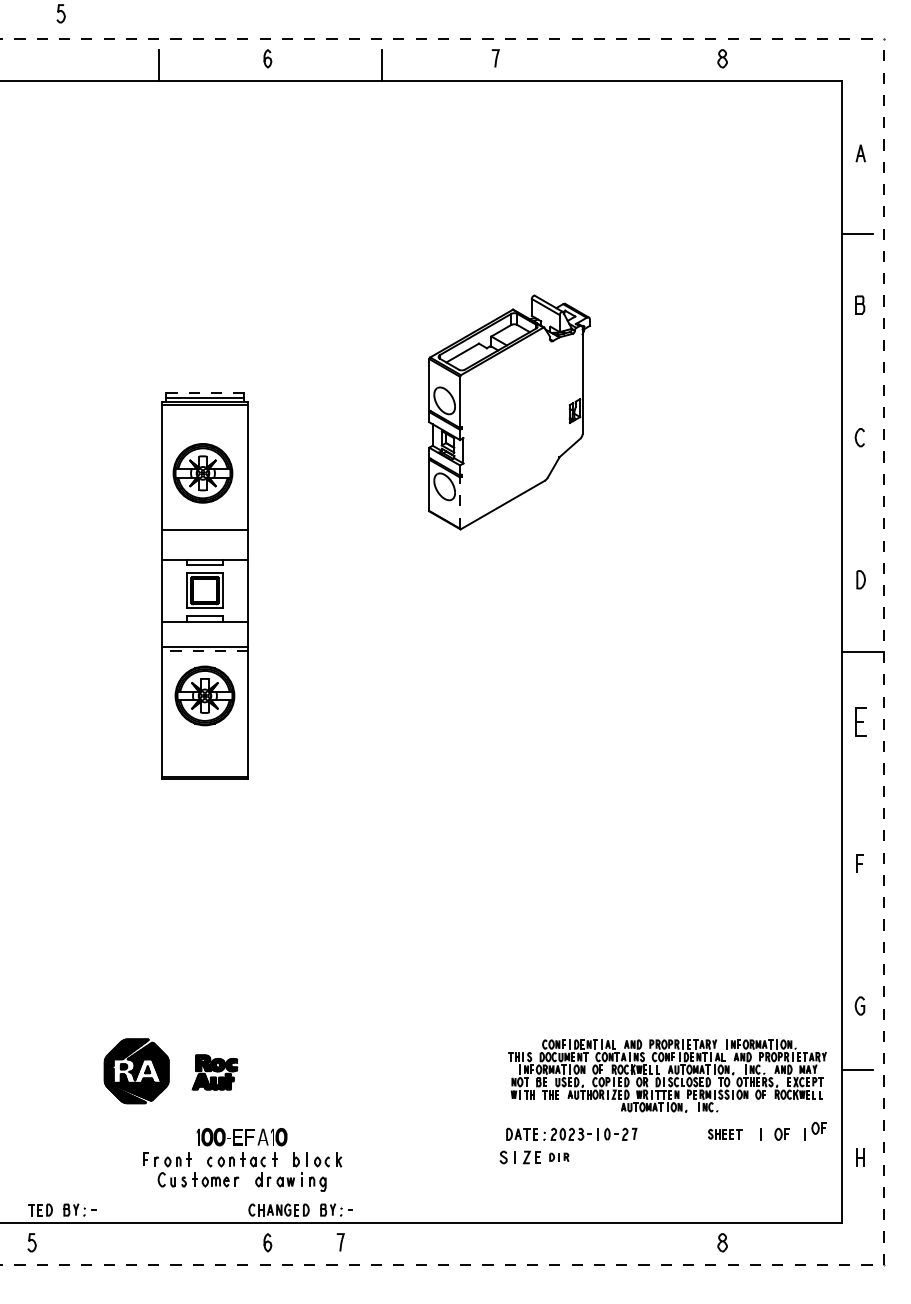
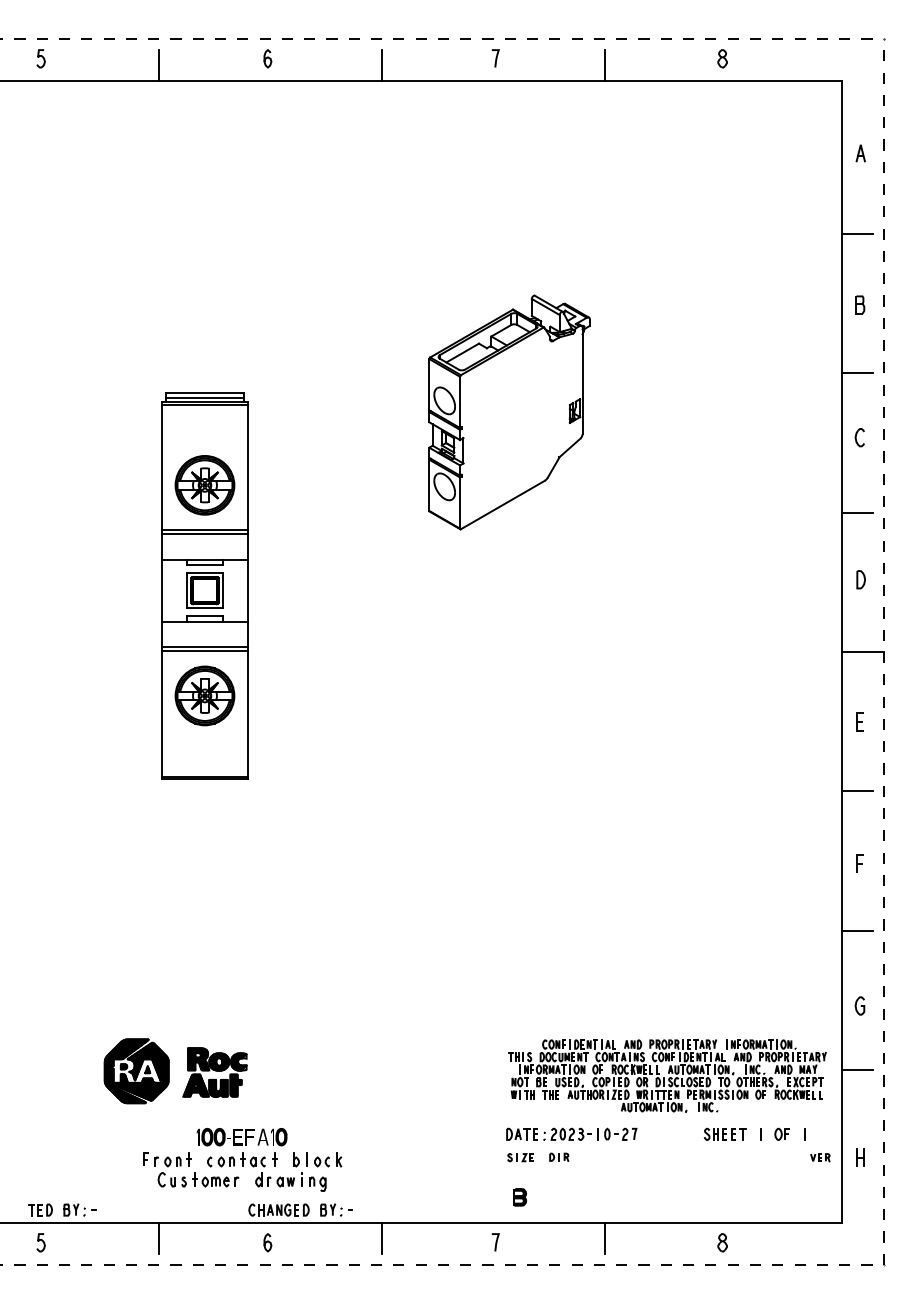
curve position: (59, 12) -> (39, 57) (39, 57)
line: none -> present (605, 65)
line: none -> present (856, 373)
line: dashed -> solid (204, 393)
part position: (202, 473) -> (204, 485) (204, 485)
line: dashed -> solid (460, 503)
line: none -> present (856, 512)
line: none -> present (204, 534)
line: dashed -> solid (204, 651)
part size: 12x30 px -> 8x20 px (859, 721)
line: none -> present (856, 791)
line: none -> present (856, 930)
part size: 48x37 px -> 66x51 px (214, 1072)
part: present -> none (818, 1127)
part size: 35x11 px -> 44x14 px (724, 1133)
part size: 42x15 px -> 27x10 px (520, 1157)
part: none -> present (820, 1157)
part: none -> present (519, 1197)
line: none -> present (159, 1238)
line: none -> present (382, 1238)
line: none -> present (605, 1238)
curve position: (30, 1241) -> (39, 1241) (39, 1241)
part position: (340, 1242) -> (495, 1242) (495, 1242)
